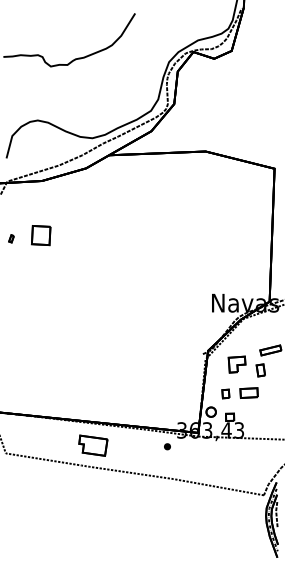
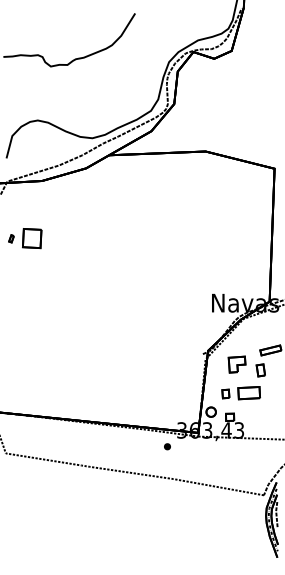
part position: (41, 235) -> (32, 238) (32, 238)
part size: 20x12 px -> 24x15 px (248, 393)
part: present -> none (93, 445)
